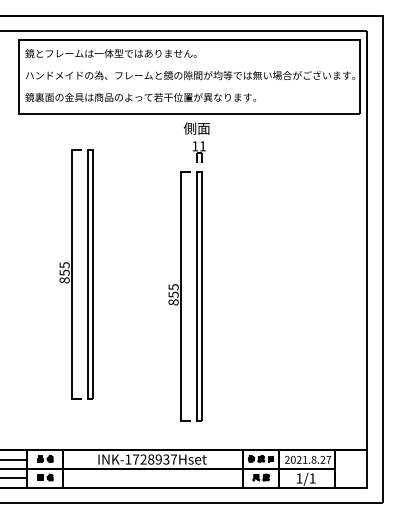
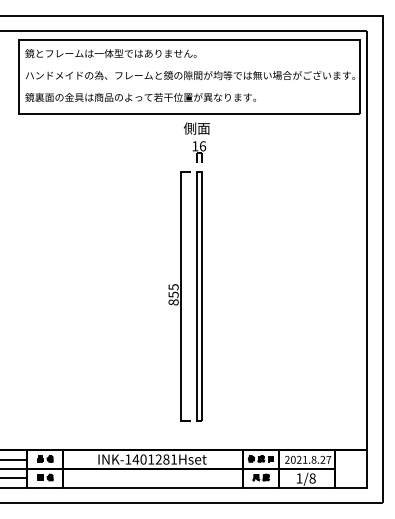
text: 11 -> 16 (203, 146)
part: present -> none (76, 274)
text: INK-1728937Hset -> INK-1401281Hset (154, 459)
text: 1/1 -> 1/8 (312, 478)
